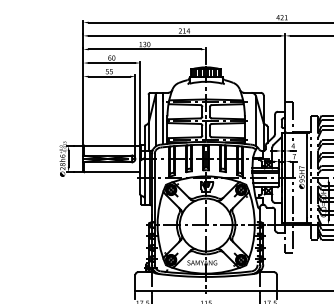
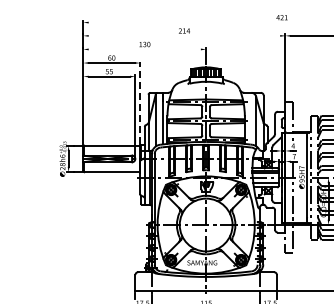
line: present -> none (209, 22)
line: present -> none (184, 35)
line: present -> none (144, 49)
line: solid -> dashed (140, 102)
